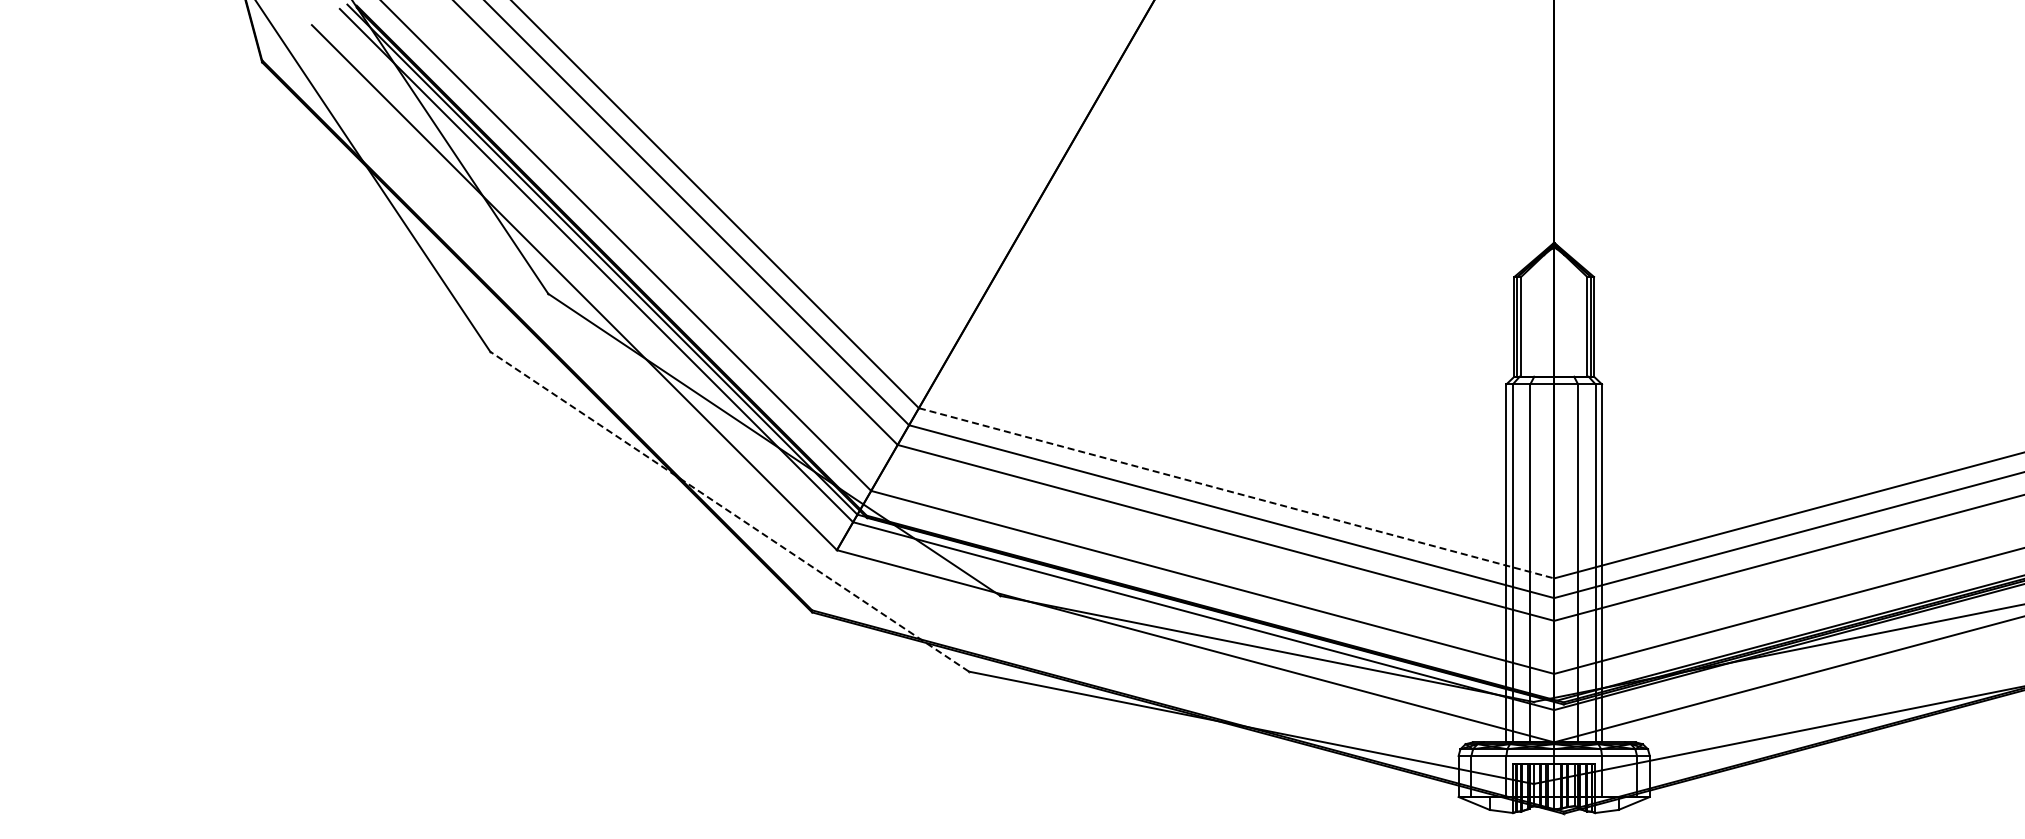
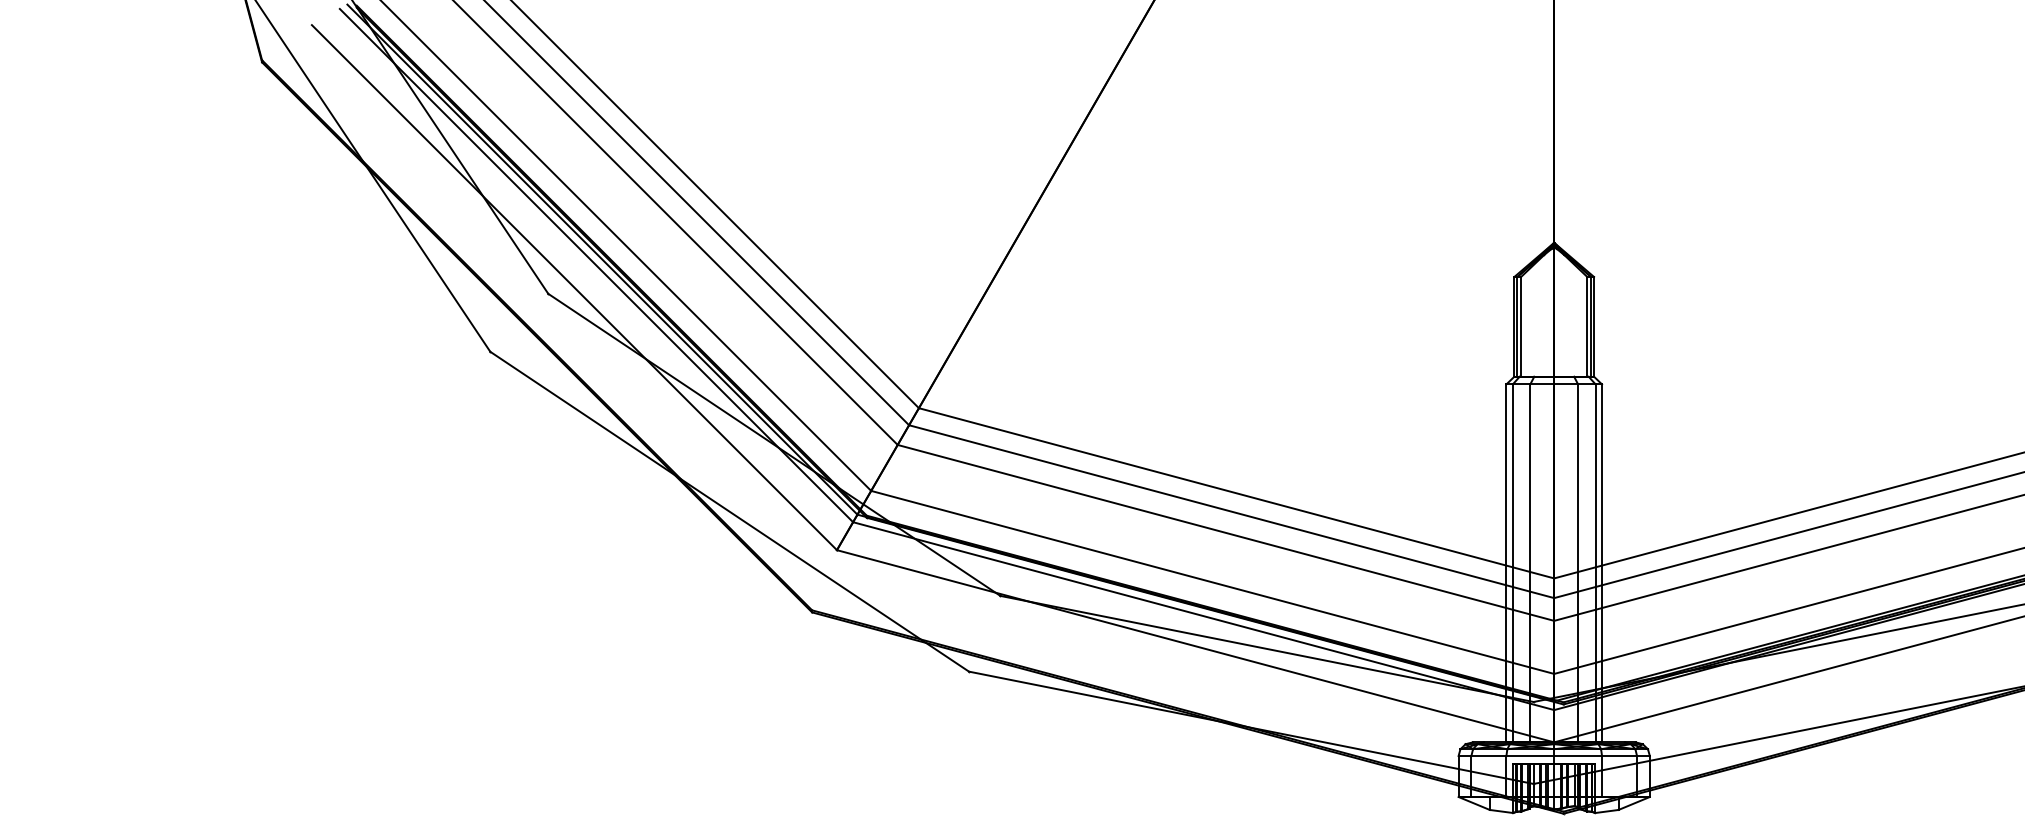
line: dashed -> solid (1236, 493)
line: dashed -> solid (729, 511)
